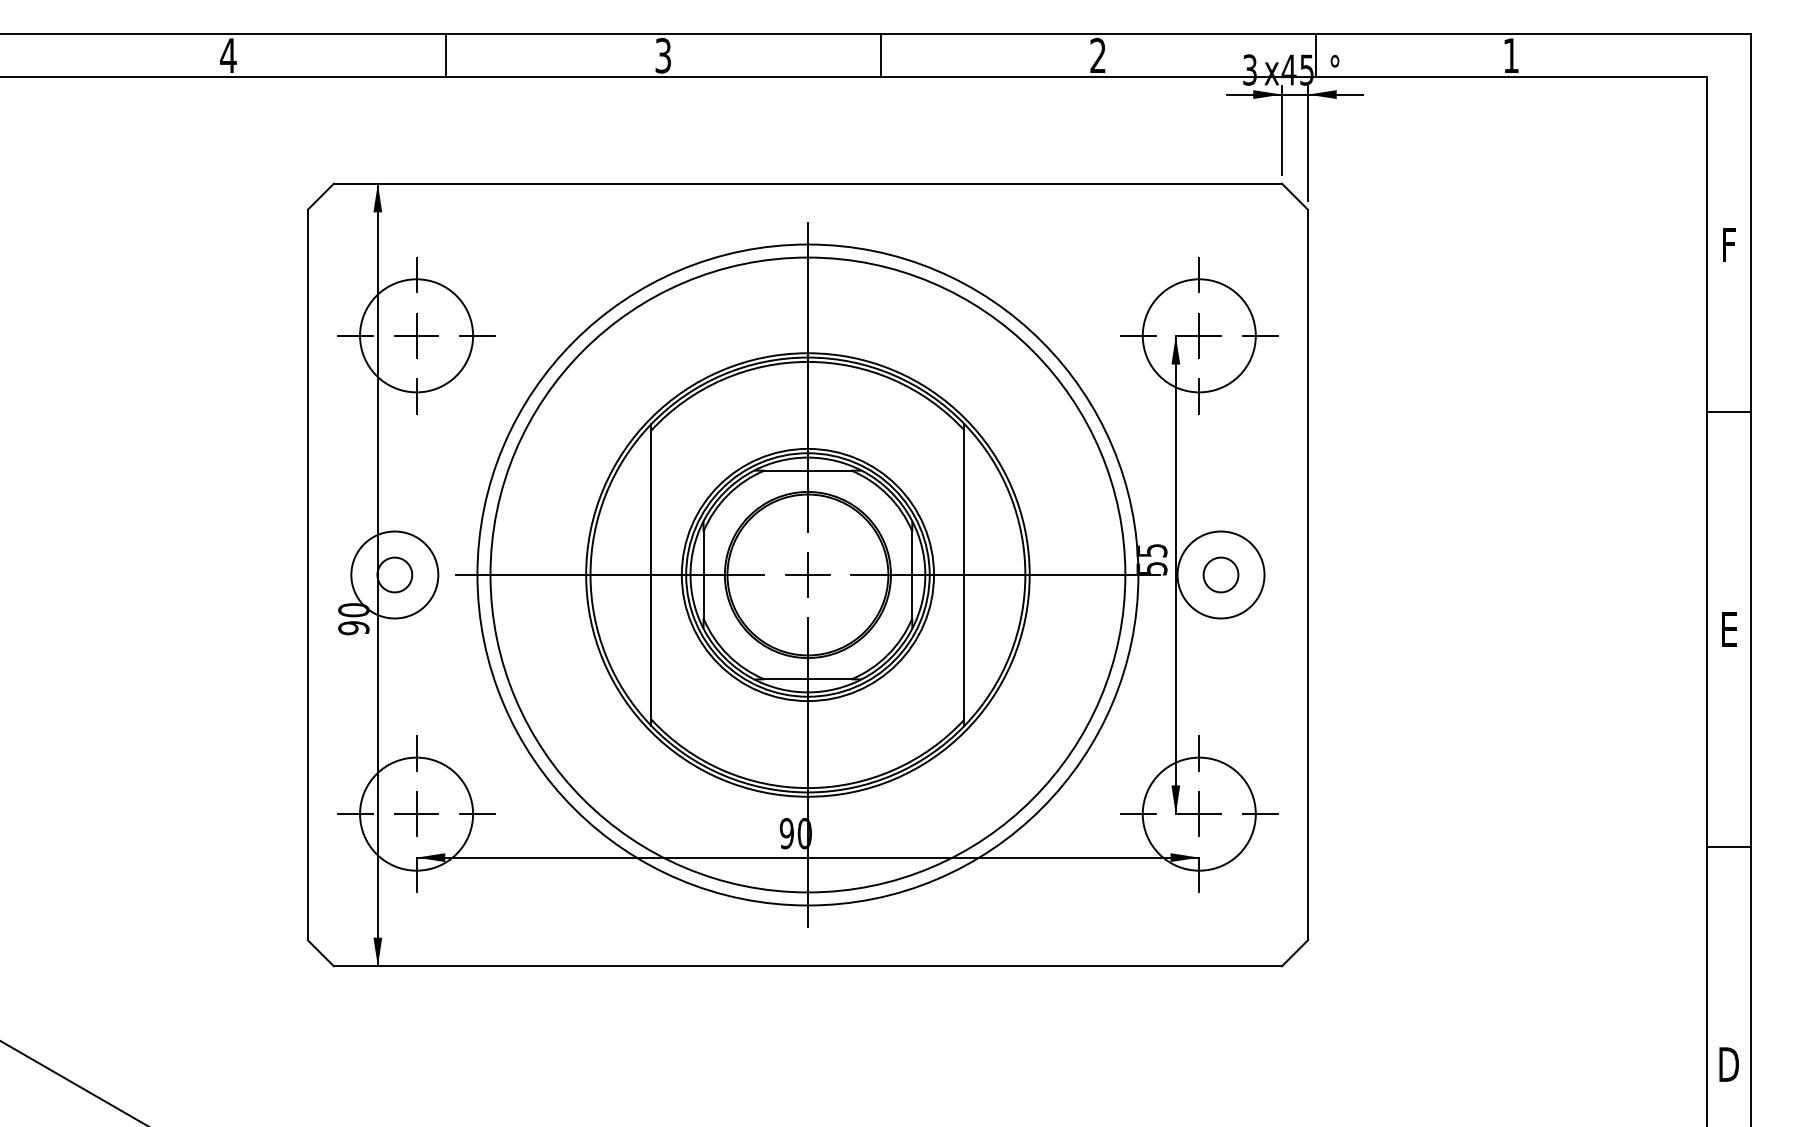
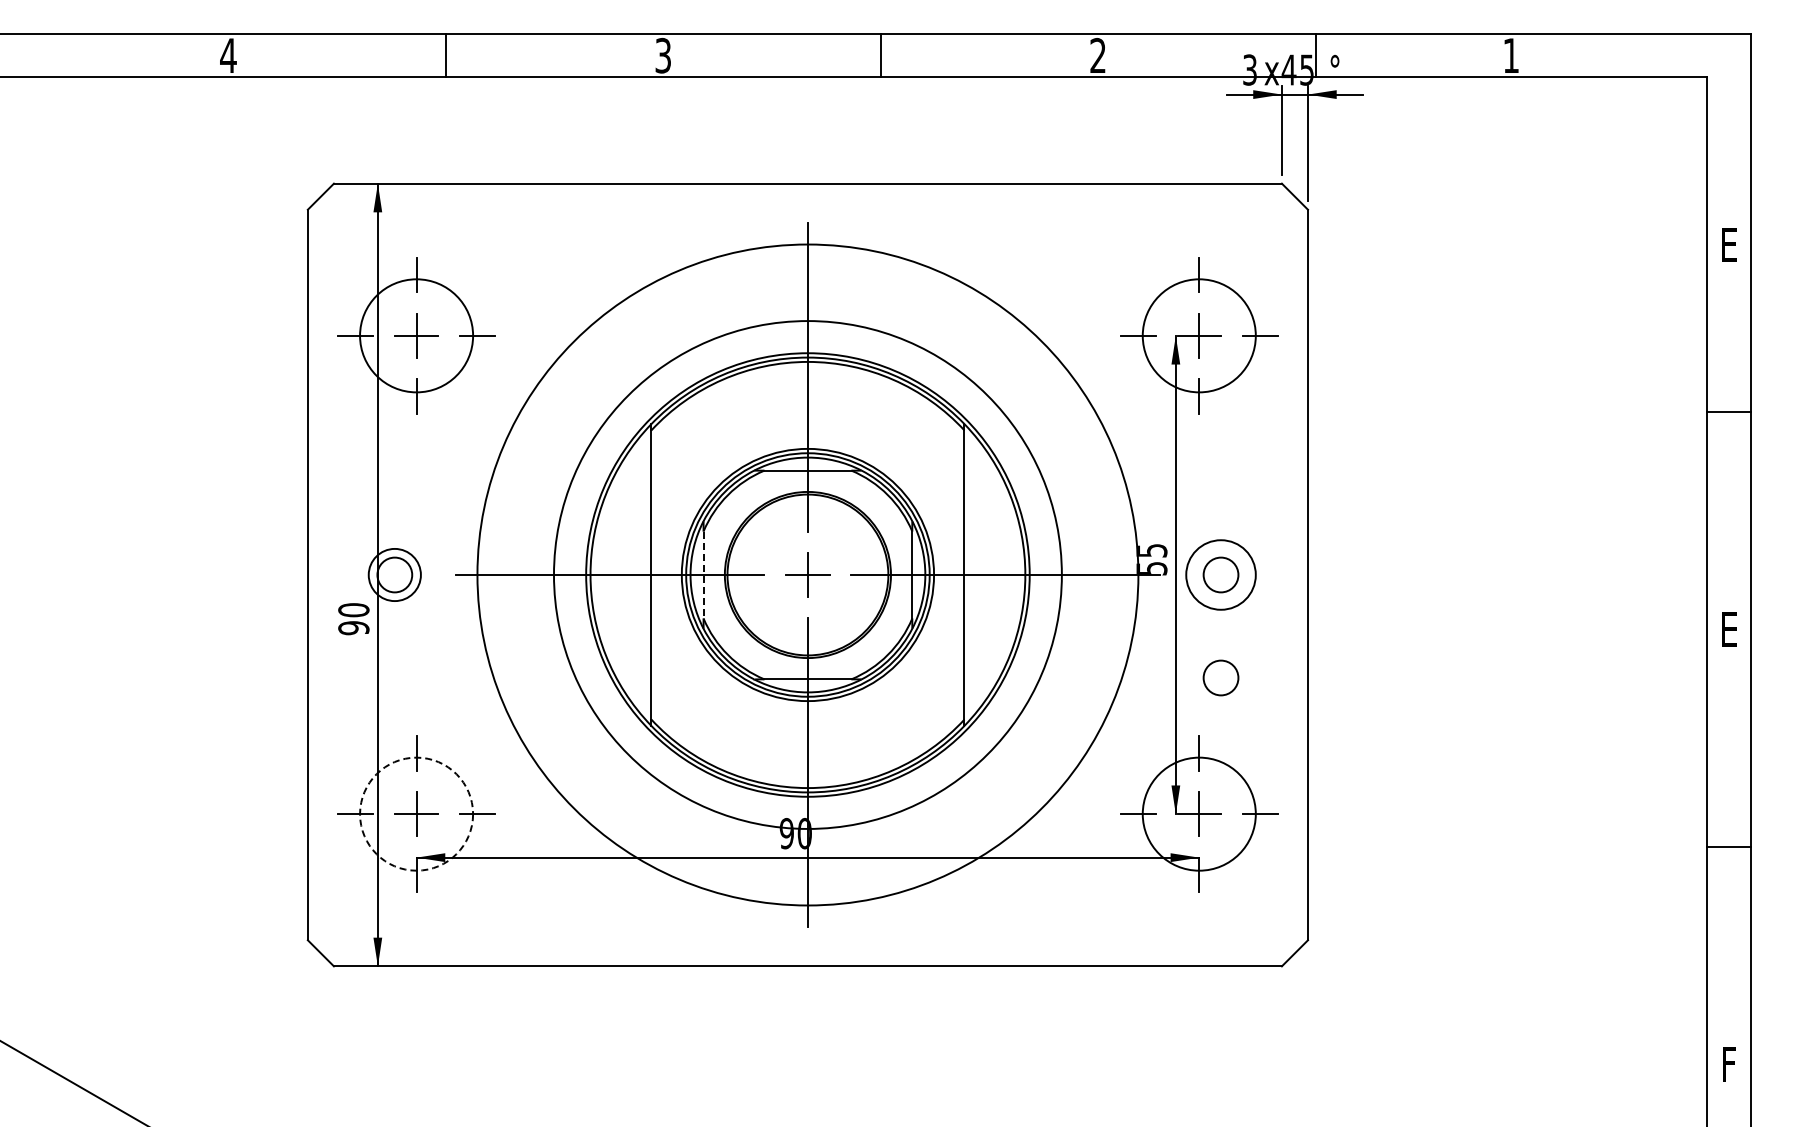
text: F -> E (1729, 244)
circle diameter: 87 px -> 52 px (394, 574)
circle diameter: 635 px -> 508 px (807, 574)
circle diameter: 87 px -> 70 px (1220, 574)
line: solid -> dashed (703, 575)
circle: none -> present (1220, 677)
circle: solid -> dashed (416, 813)
text: D -> F (1728, 1064)
